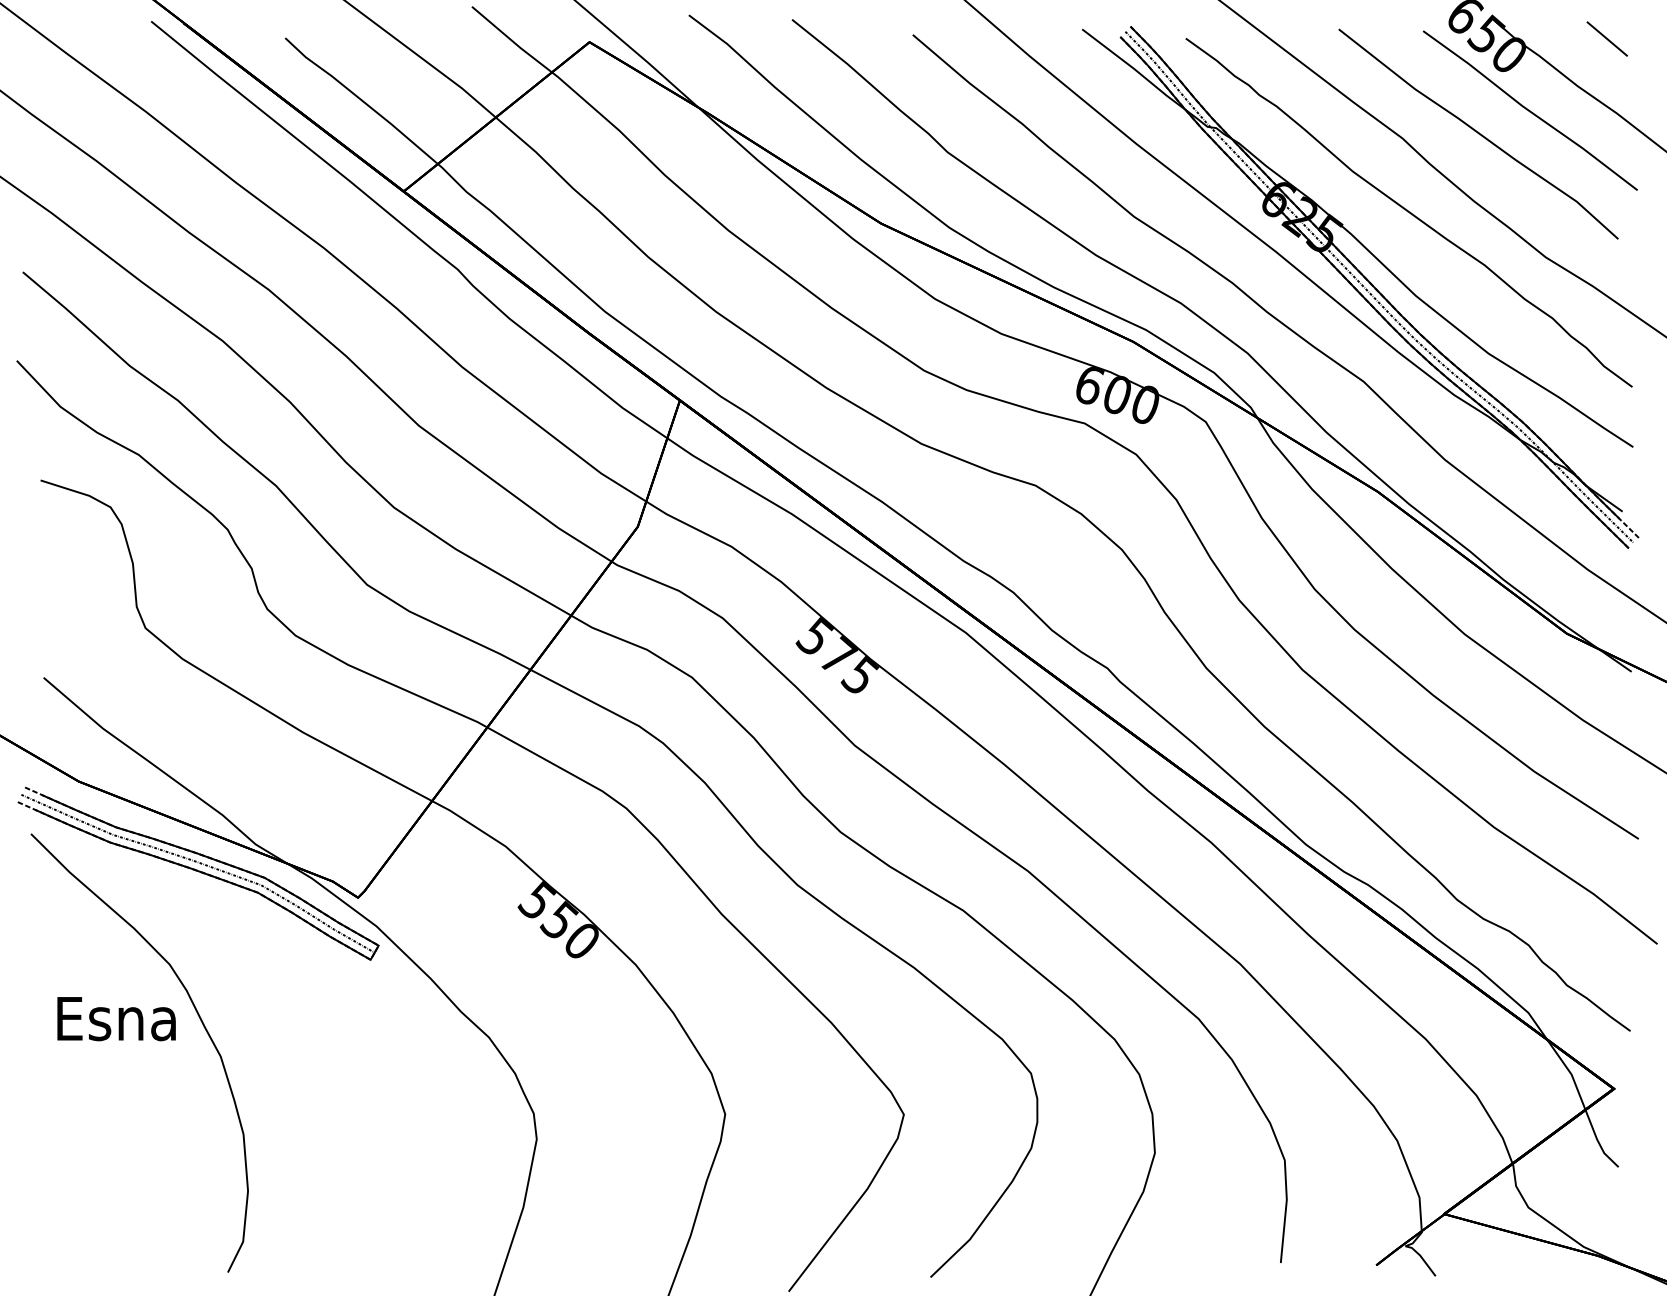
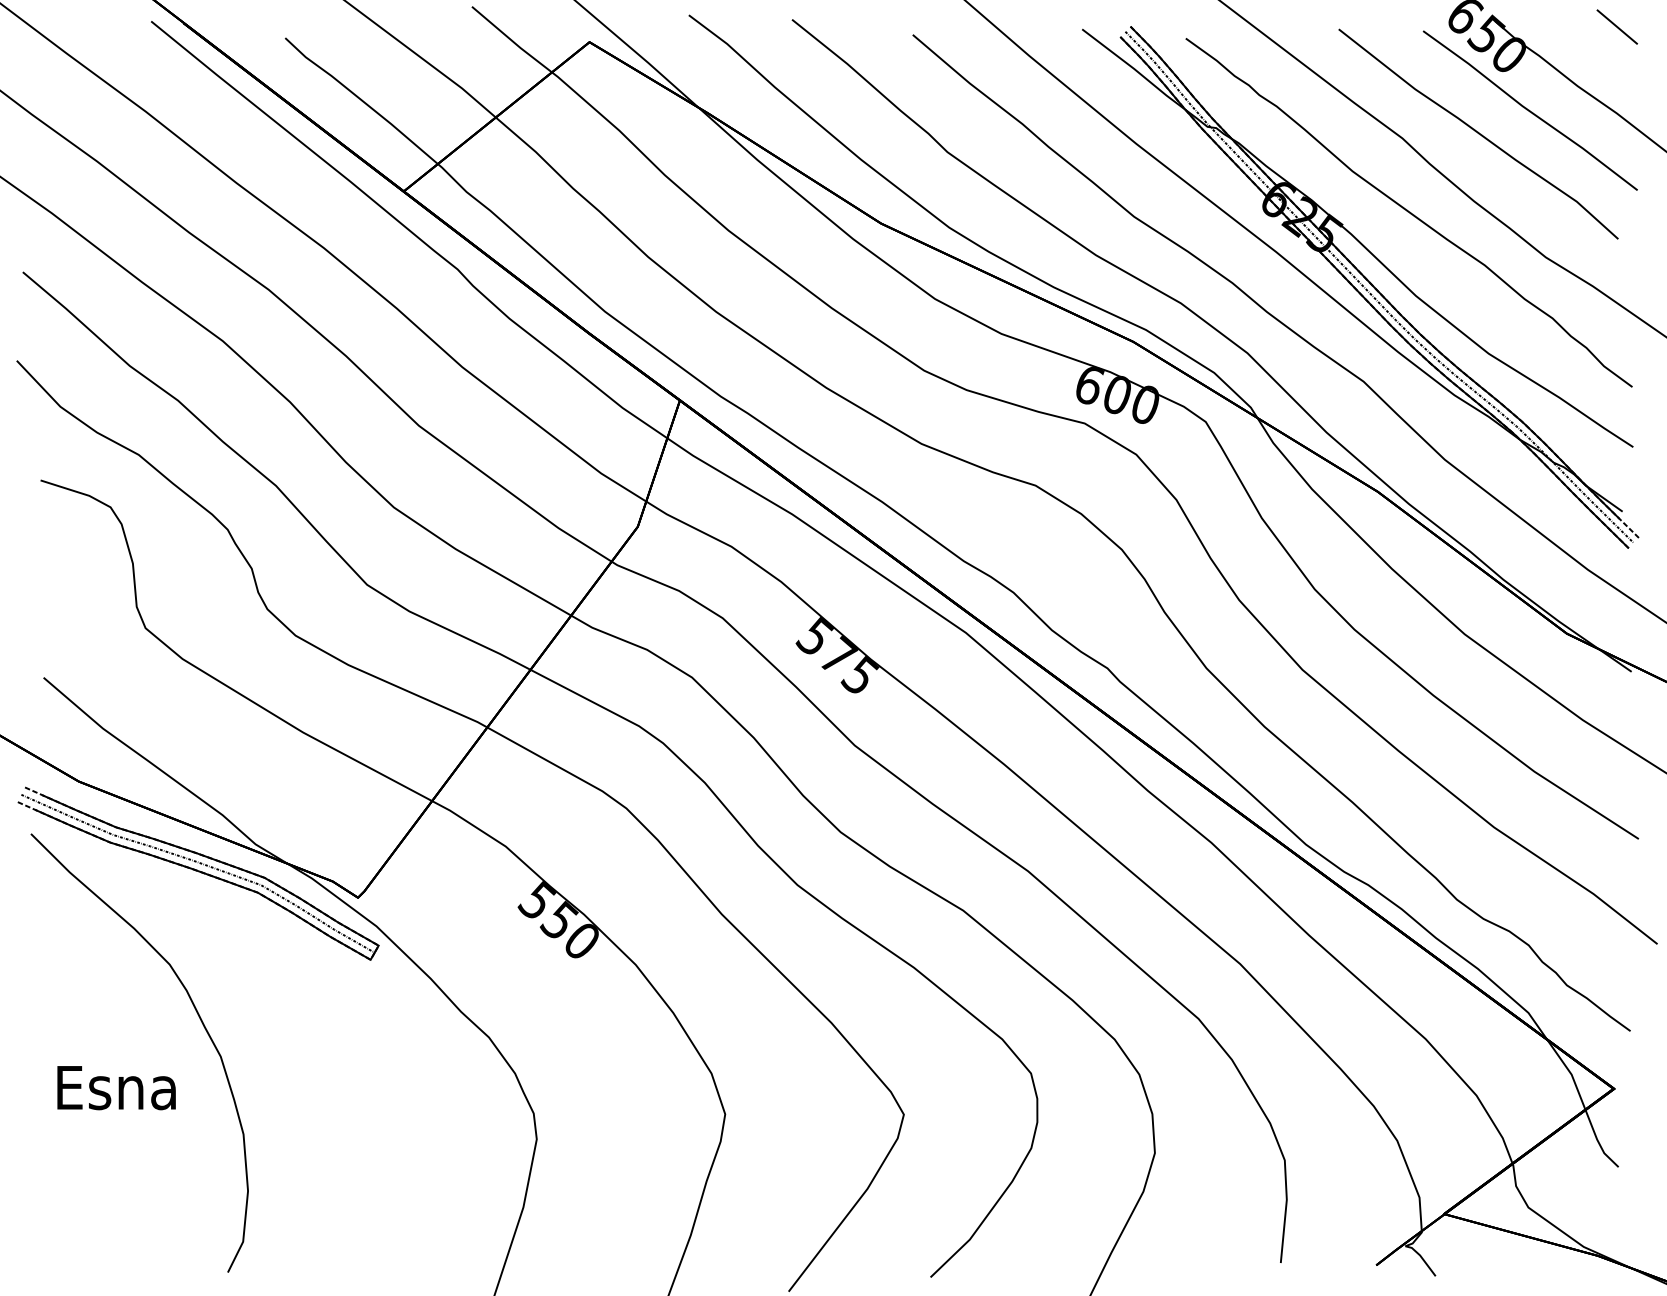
line position: (1606, 38) -> (1616, 26) (1616, 26)
text position: (116, 1019) -> (116, 1088) (116, 1088)
